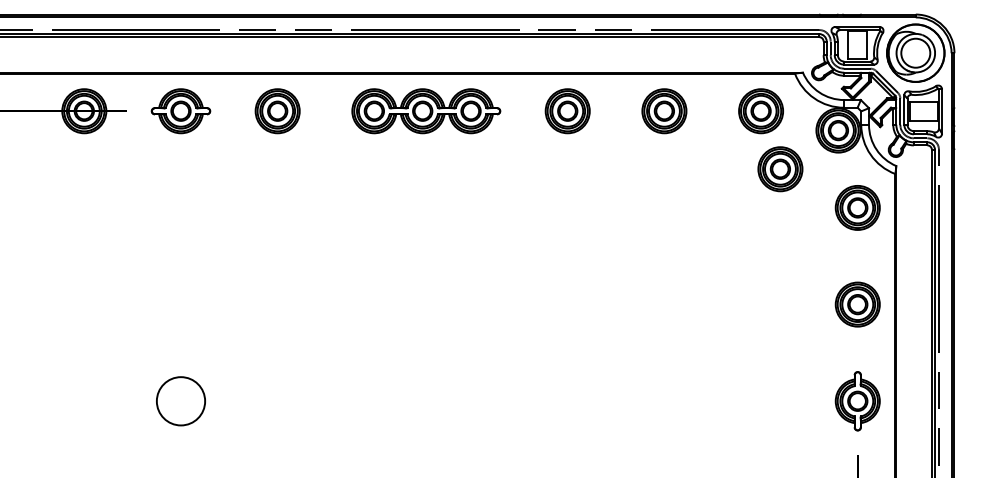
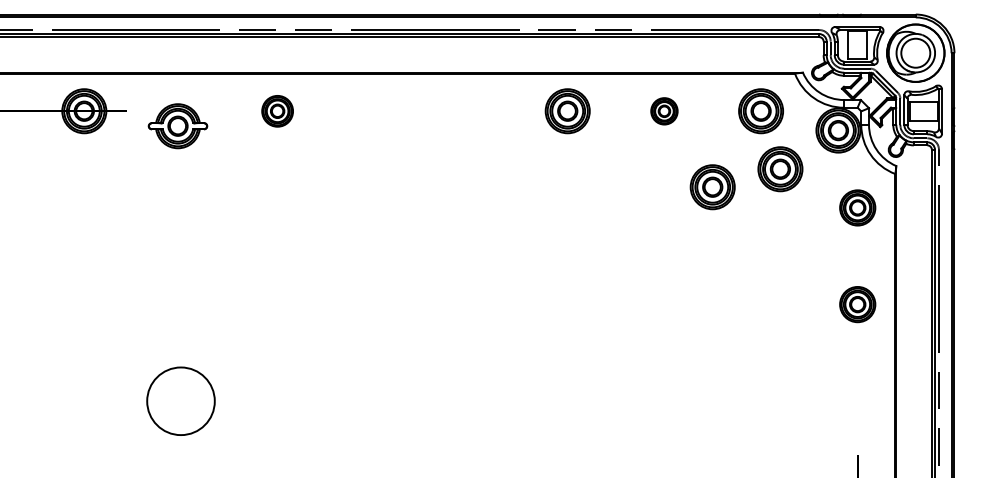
part position: (180, 111) -> (177, 126) (177, 126)
part size: 47x47 px -> 33x33 px (277, 111)
part: present -> none (426, 111)
part size: 47x47 px -> 29x29 px (664, 111)
part: none -> present (712, 187)
part size: 47x46 px -> 38x38 px (857, 207)
part size: 47x47 px -> 38x38 px (857, 304)
circle diameter: 48 px -> 68 px (180, 401)
part: present -> none (857, 401)
